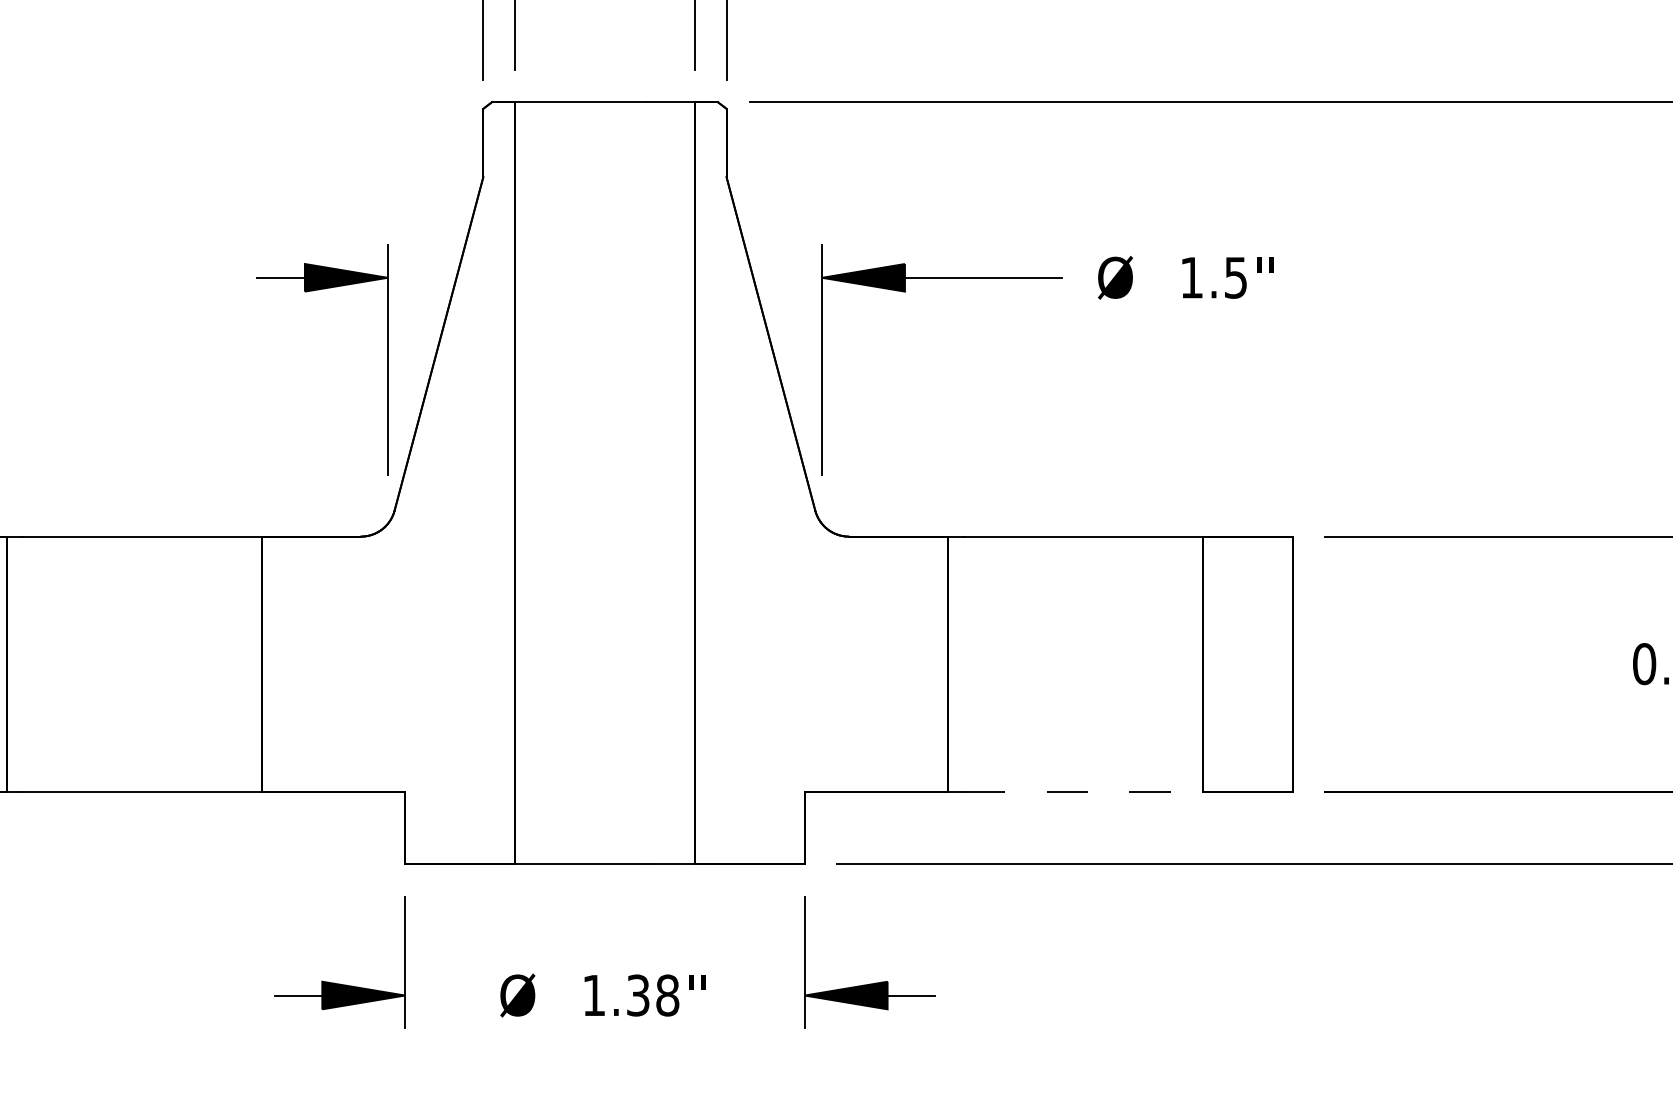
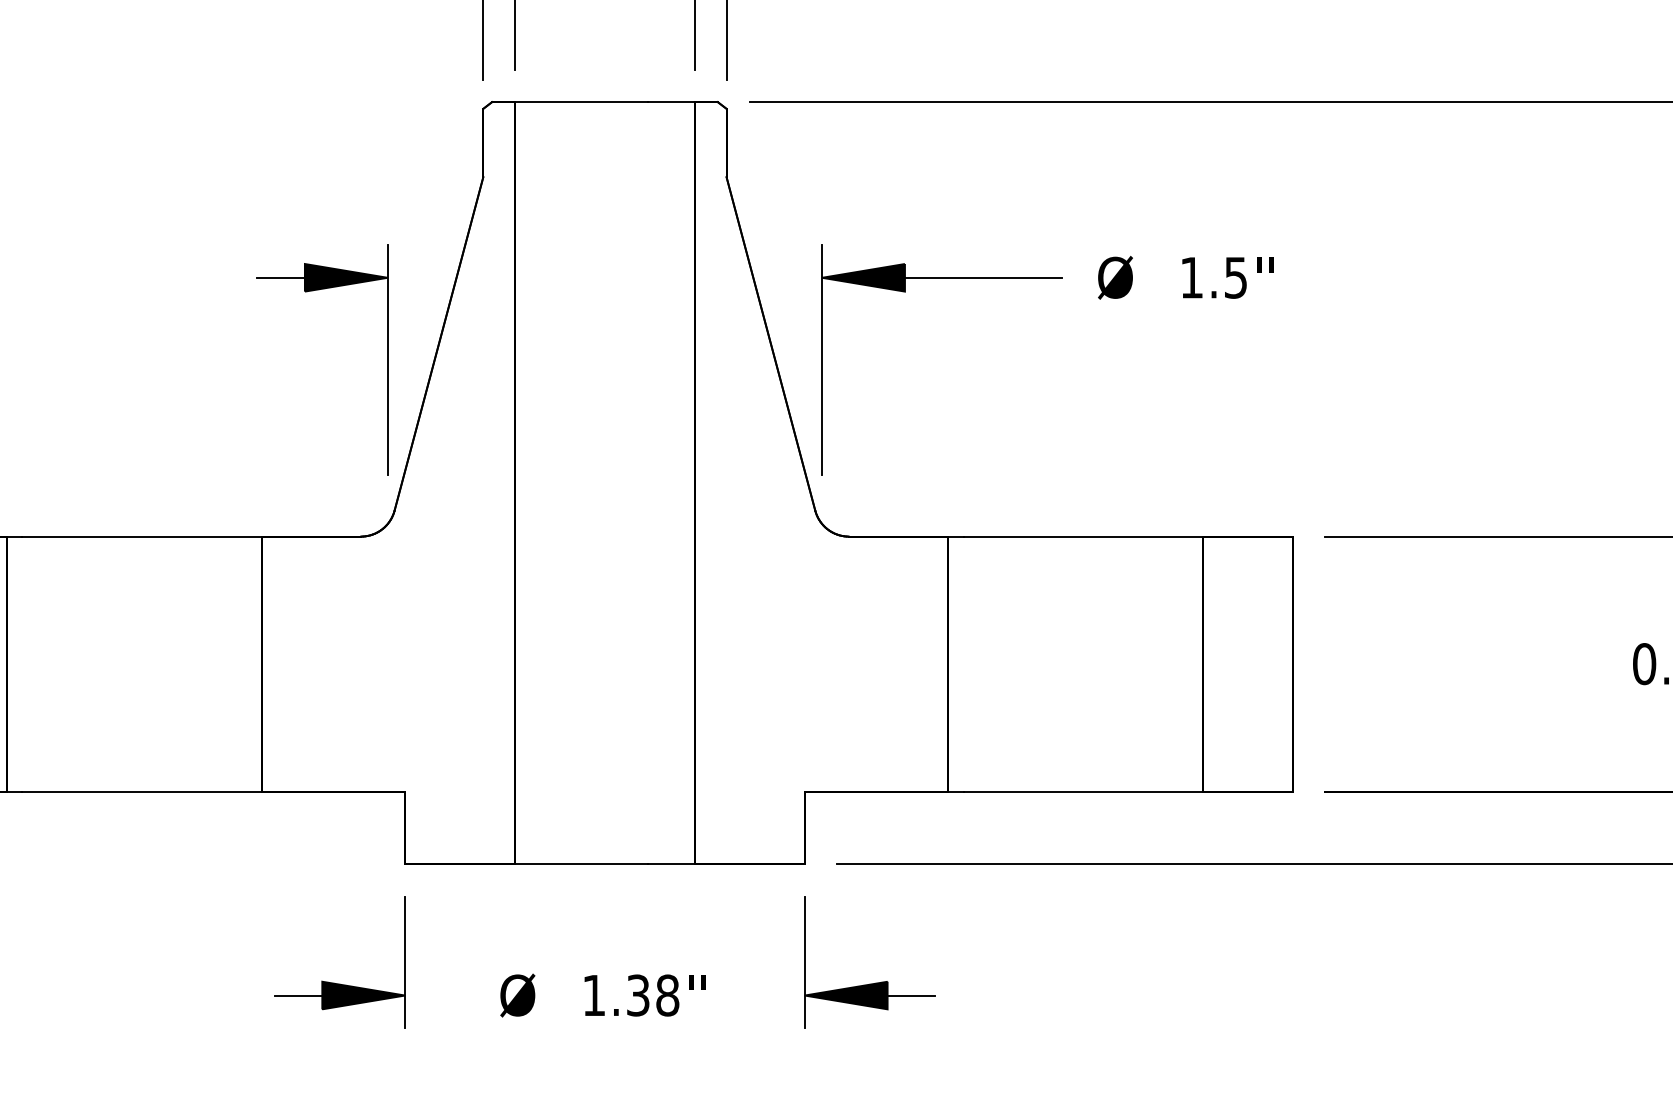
line: dashed -> solid (1083, 791)
